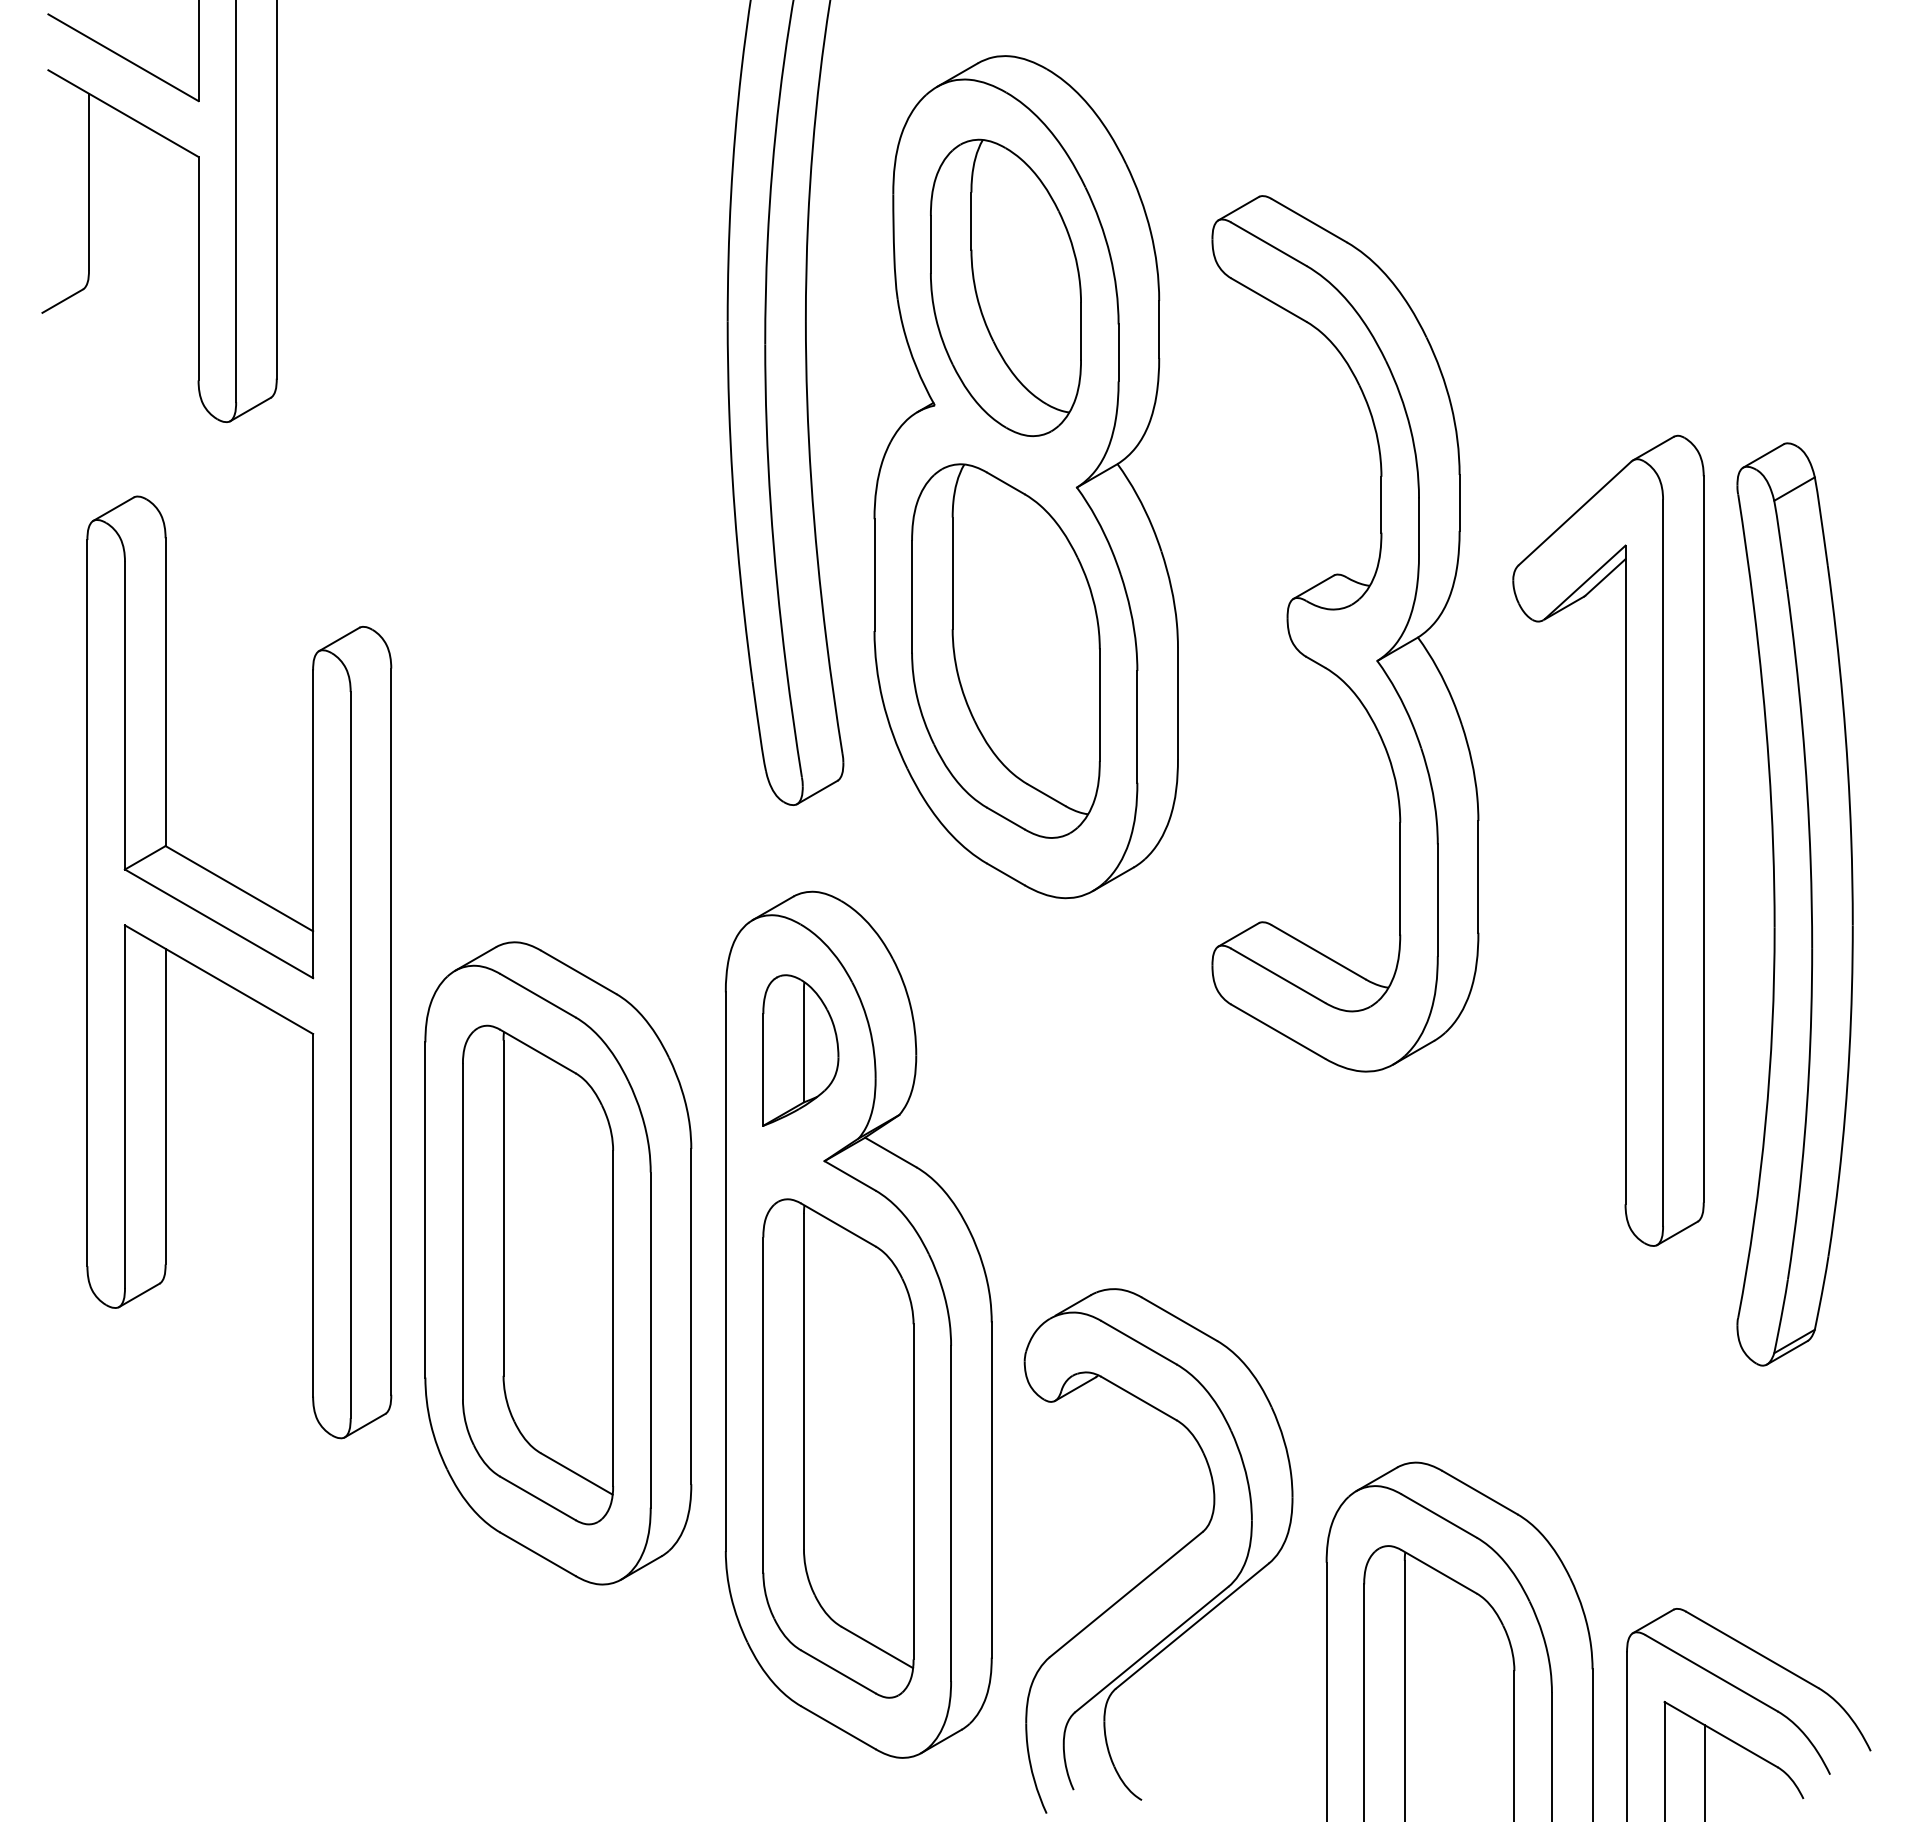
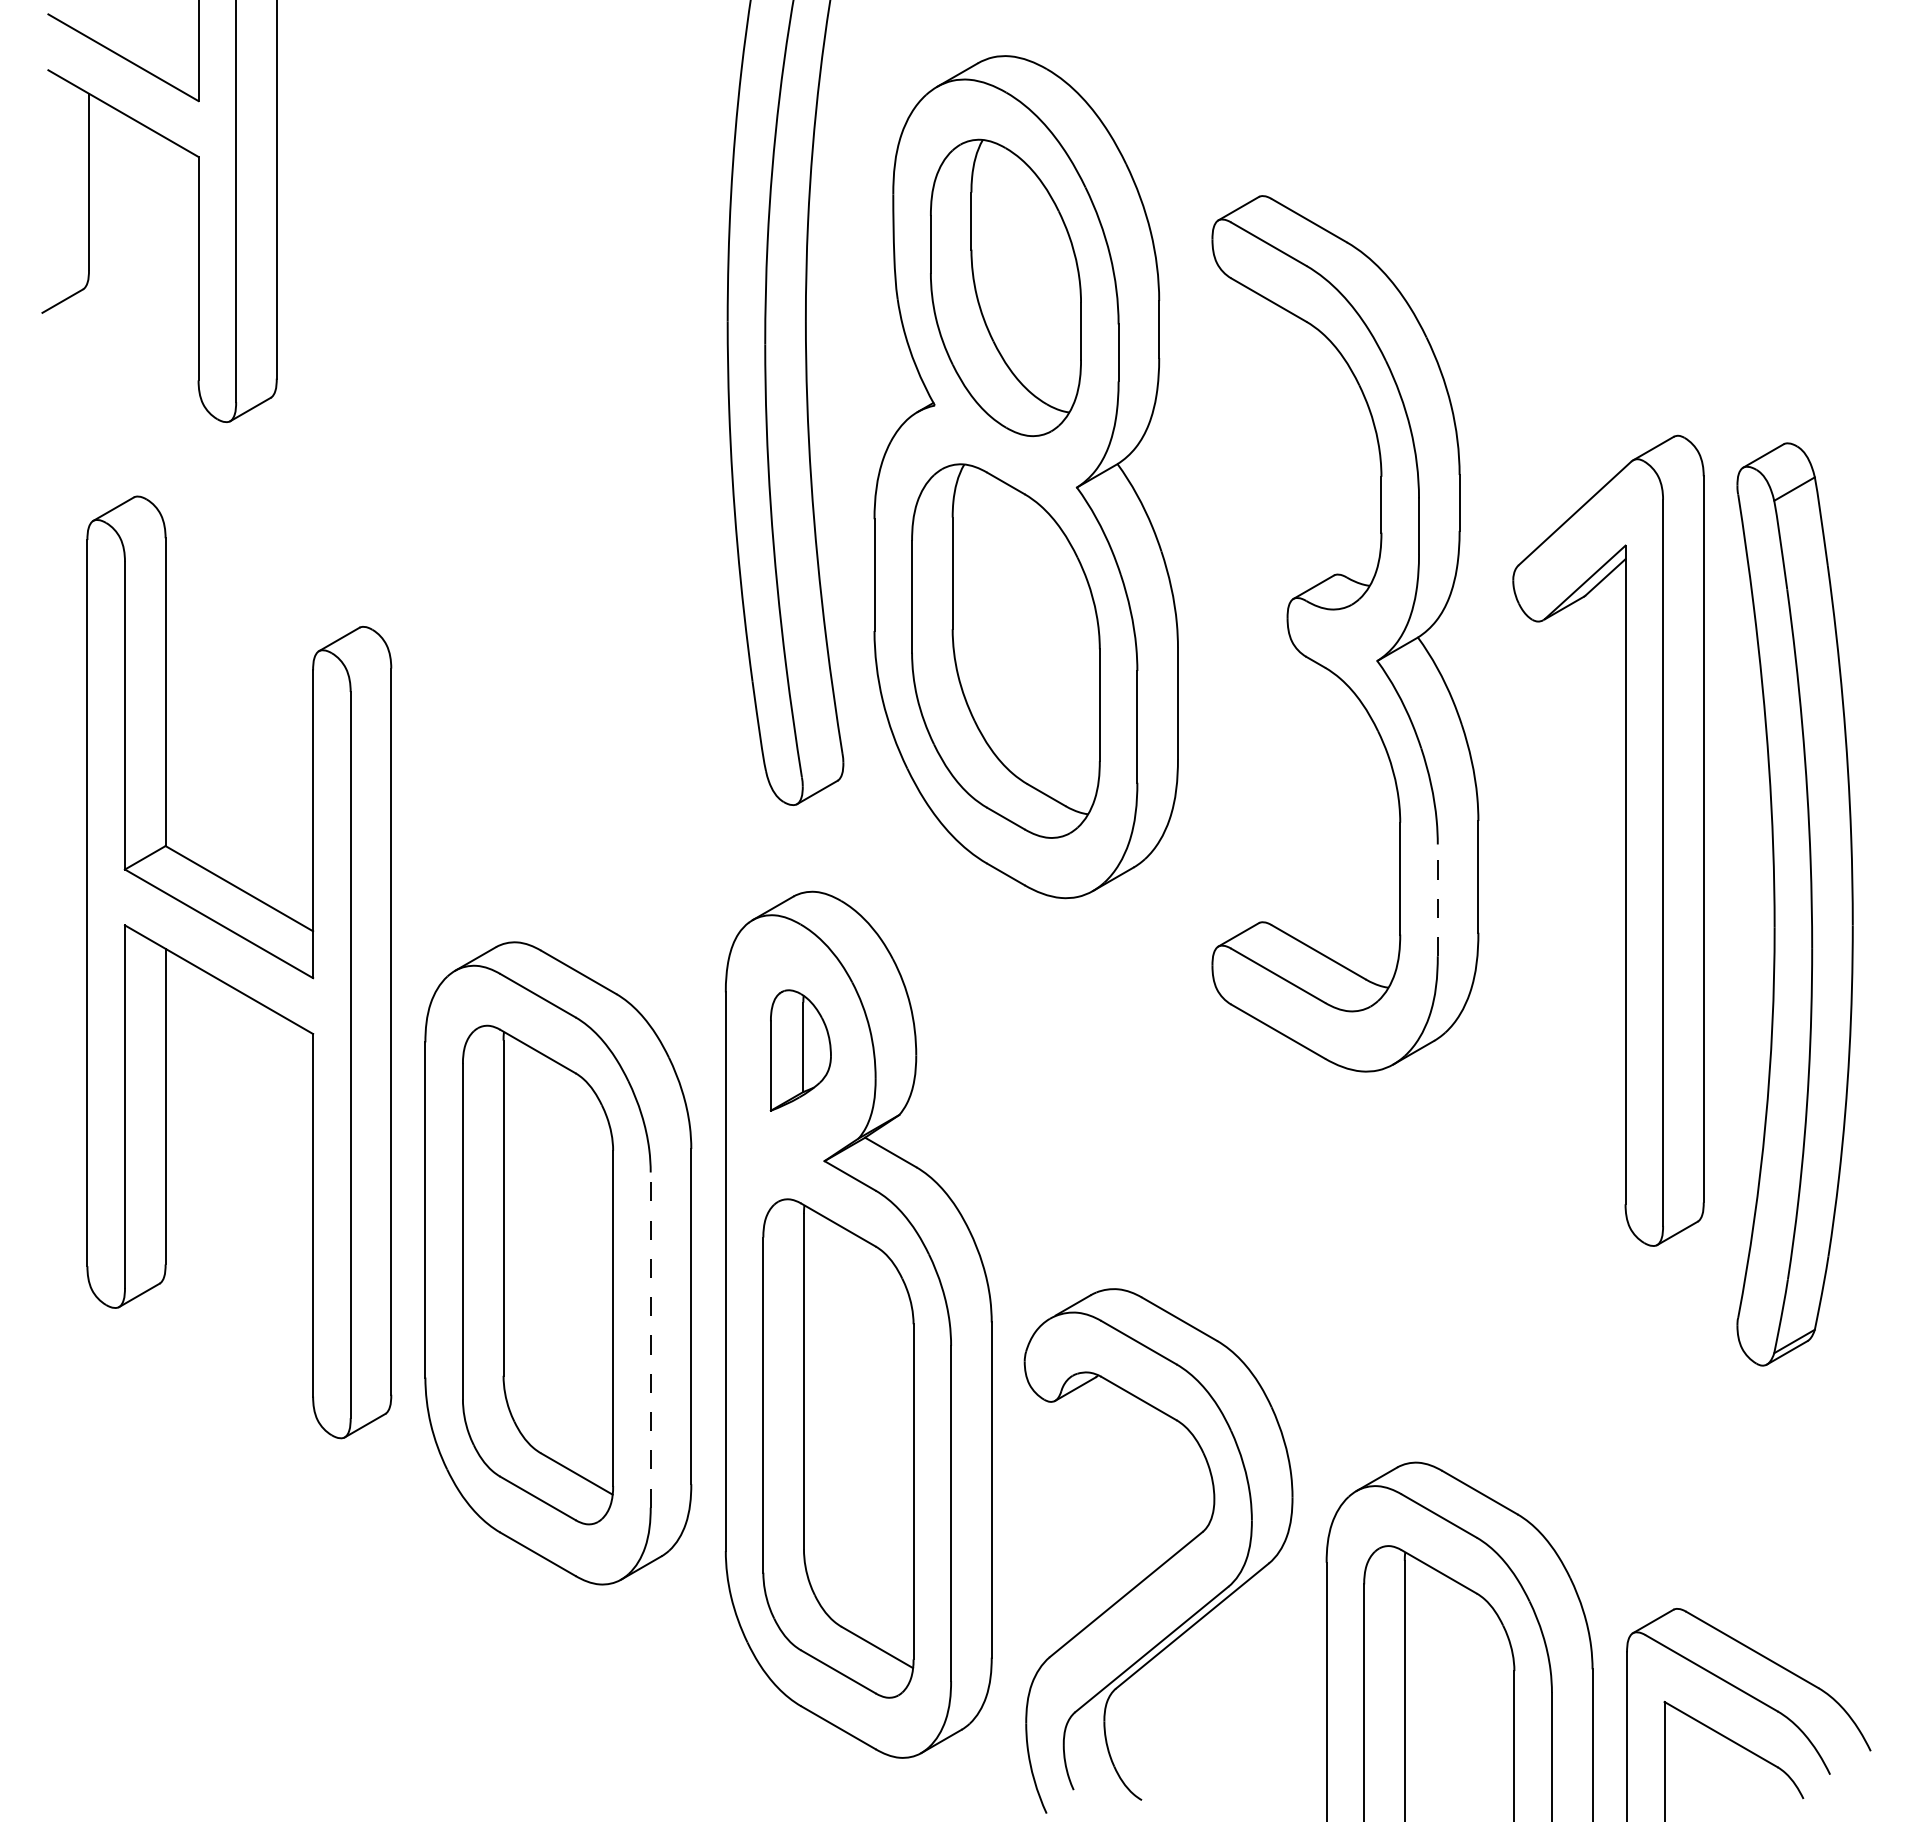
line: solid -> dashed (1437, 900)
part size: 78x153 px -> 63x123 px (800, 1050)
line: solid -> dashed (650, 1340)
line: present -> none (1705, 1771)
